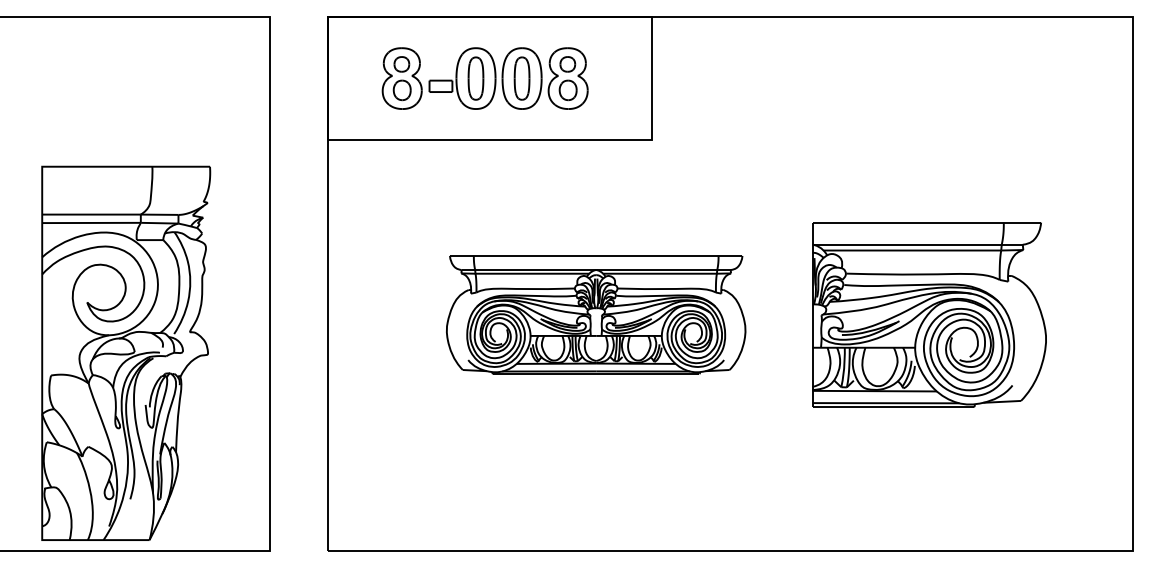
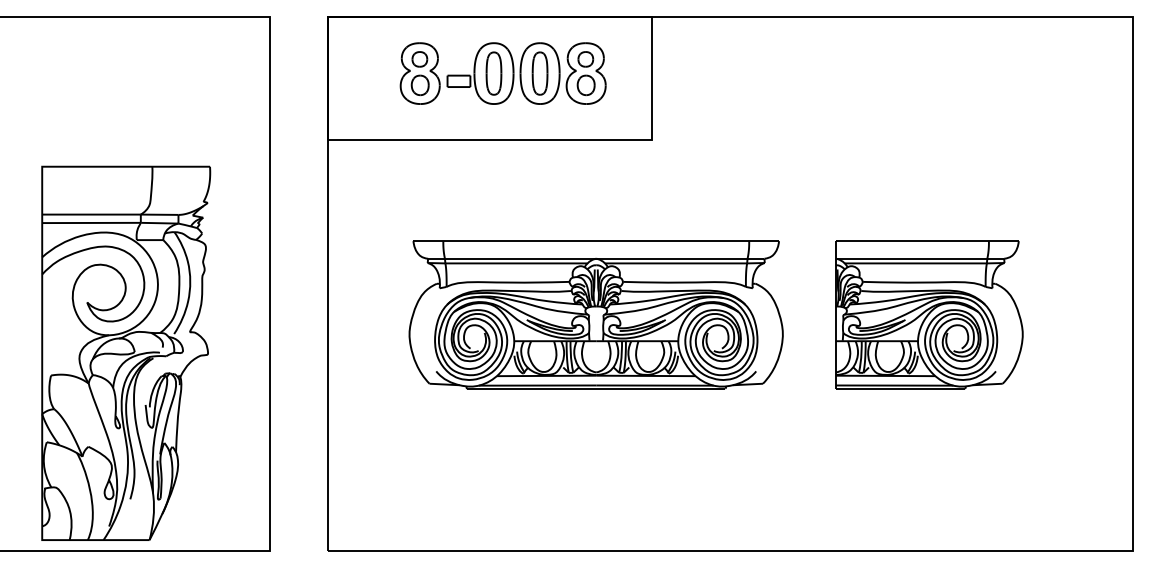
part position: (484, 78) -> (502, 73) (502, 73)
part size: 301x120 px -> 376x150 px (595, 314)
part size: 235x186 px -> 189x150 px (929, 314)
